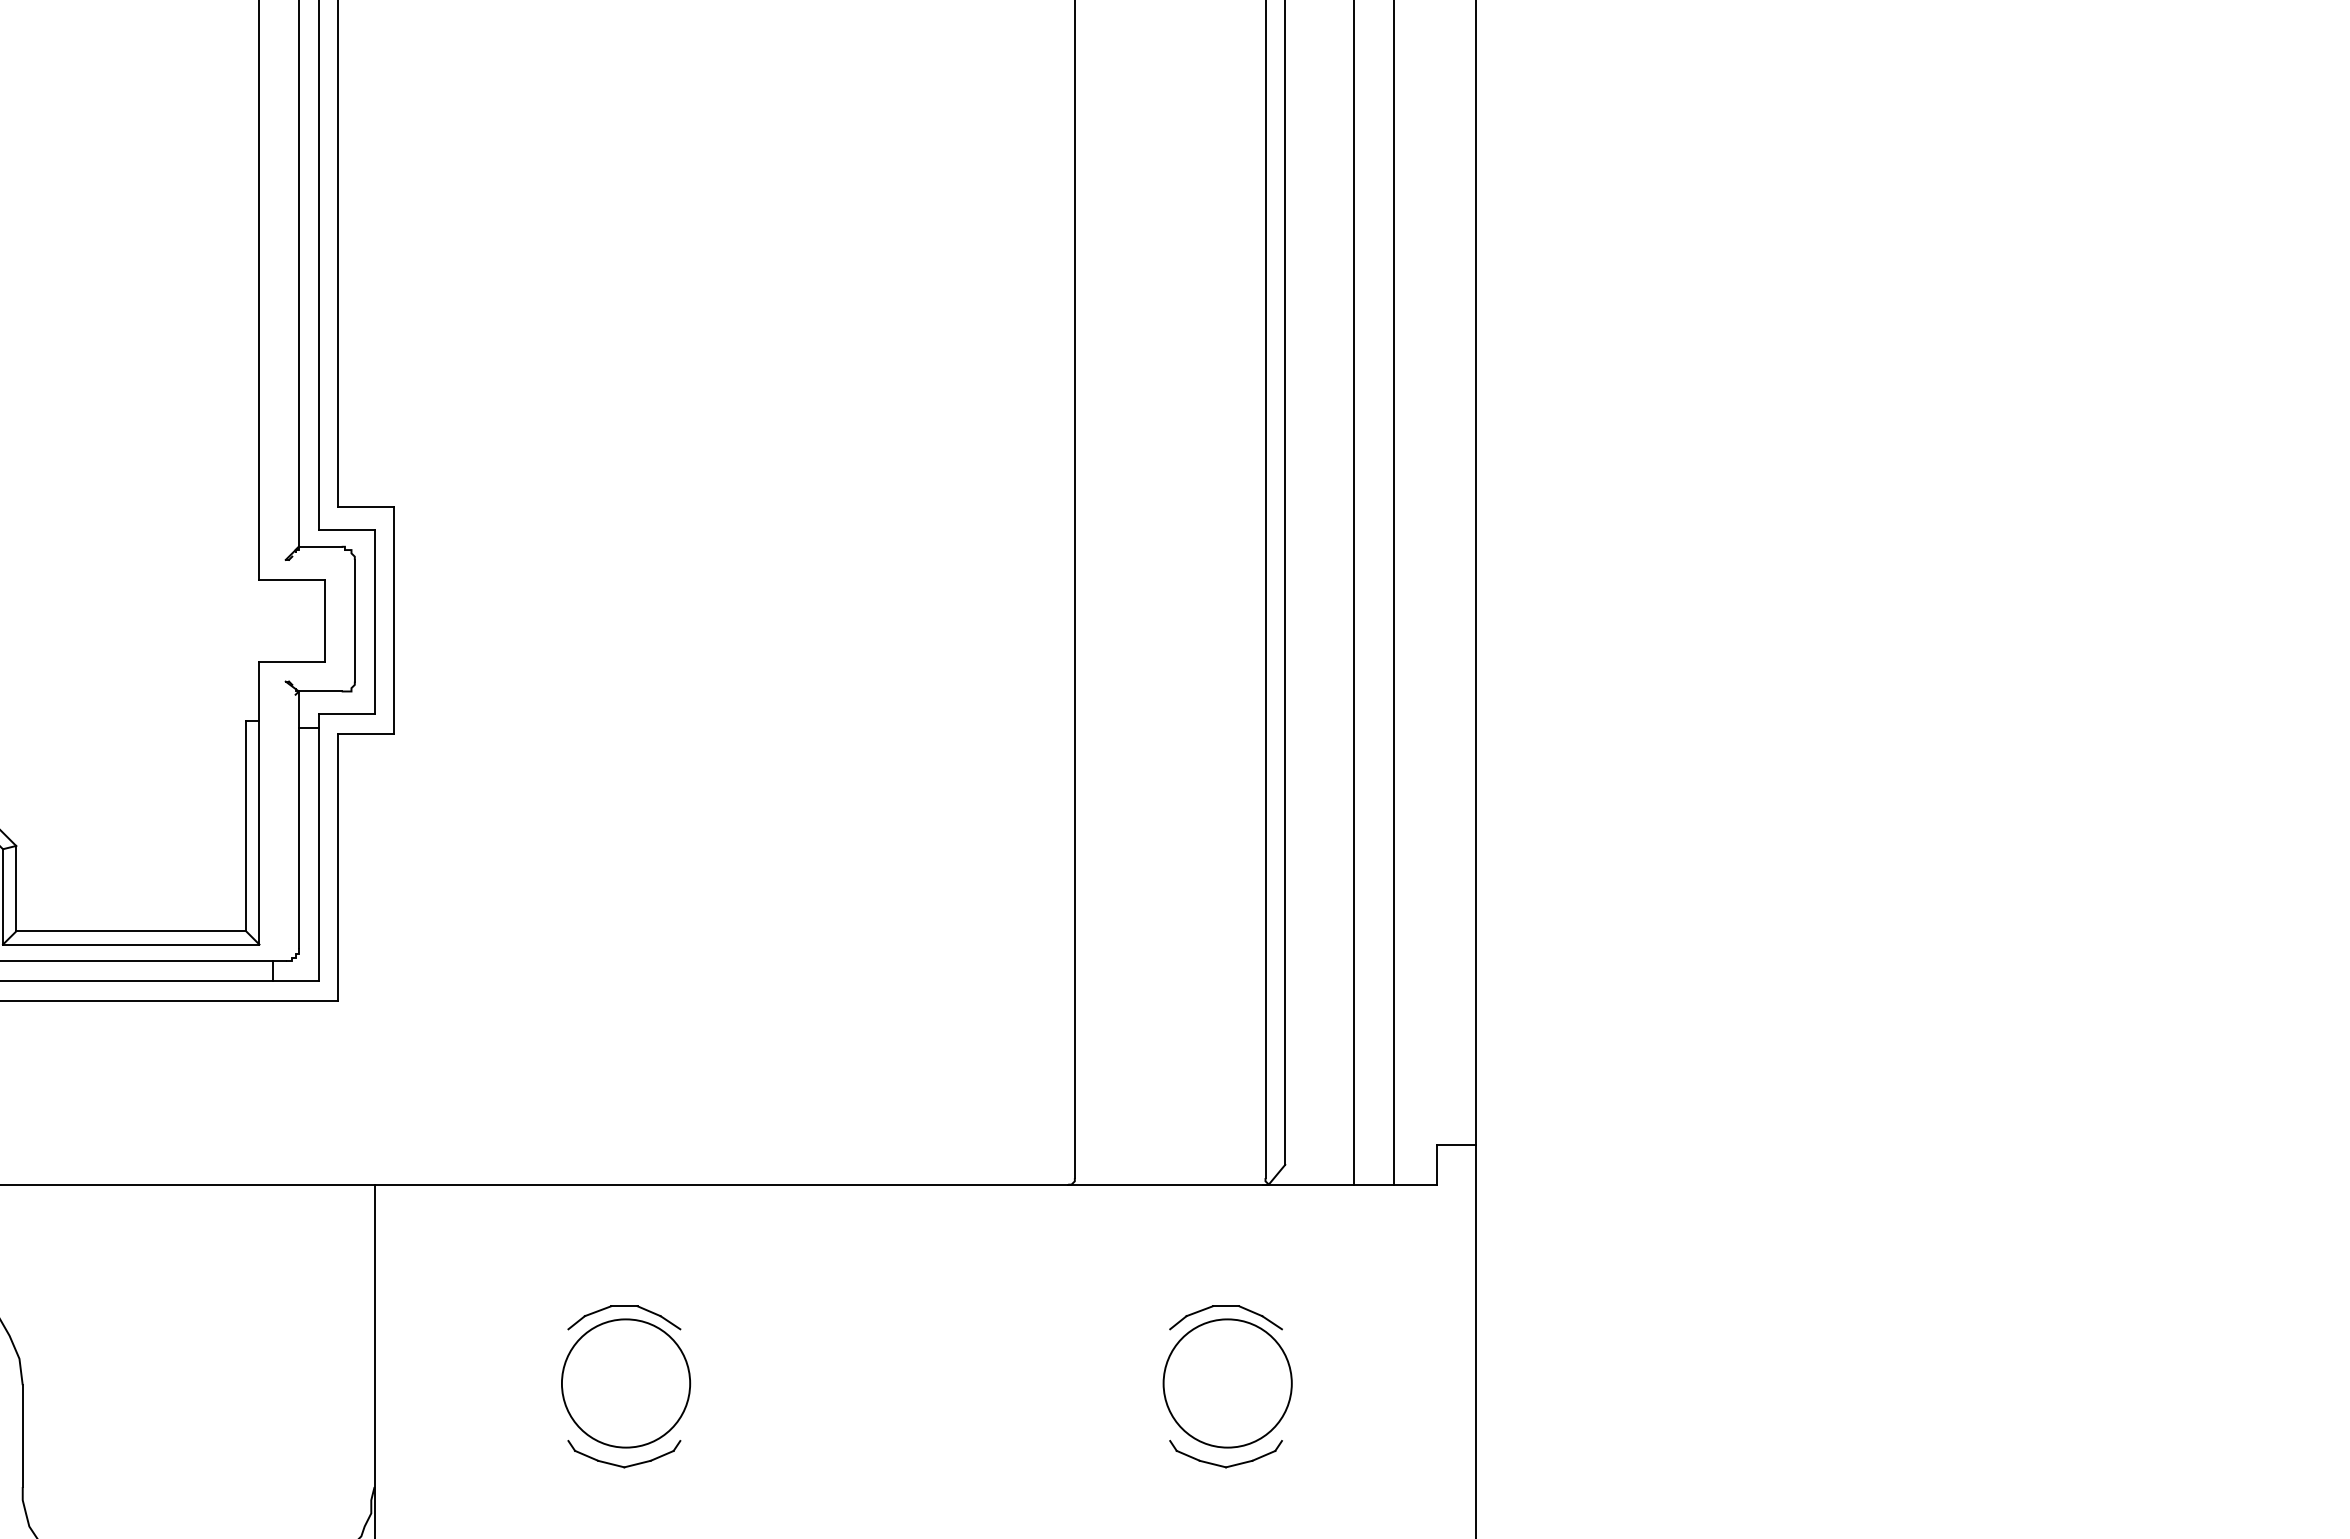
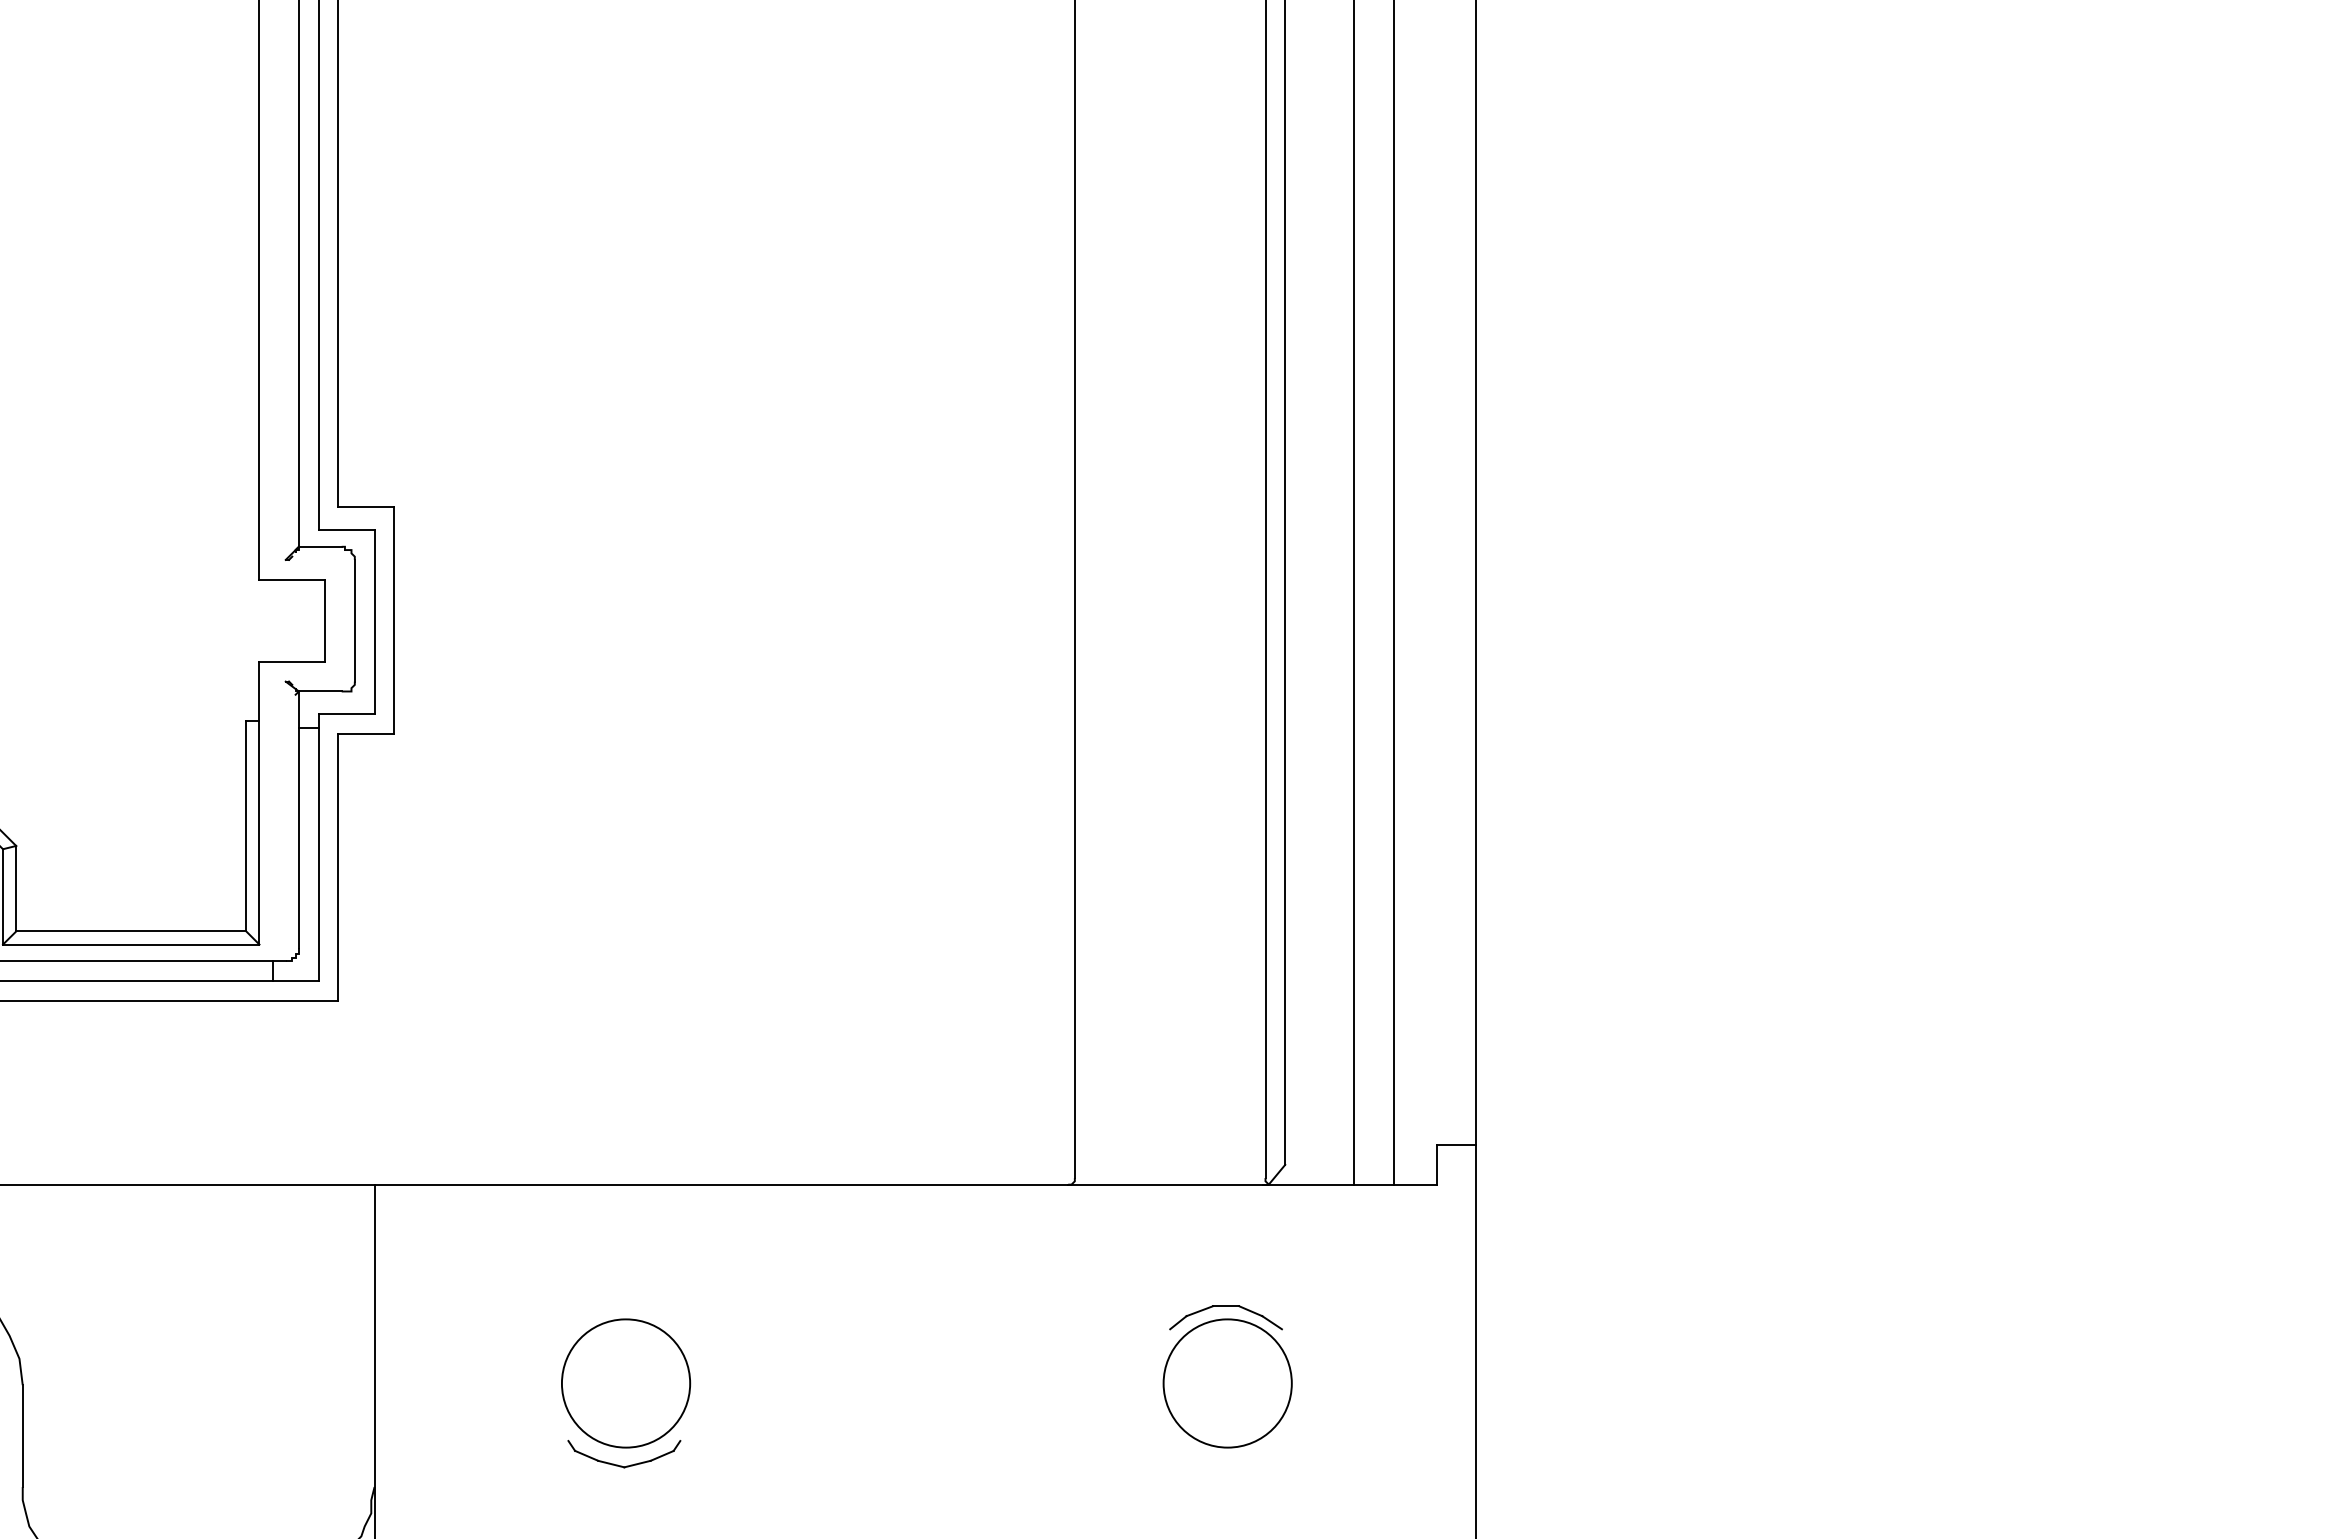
part: present -> none (624, 1306)
part: present -> none (1223, 1465)
